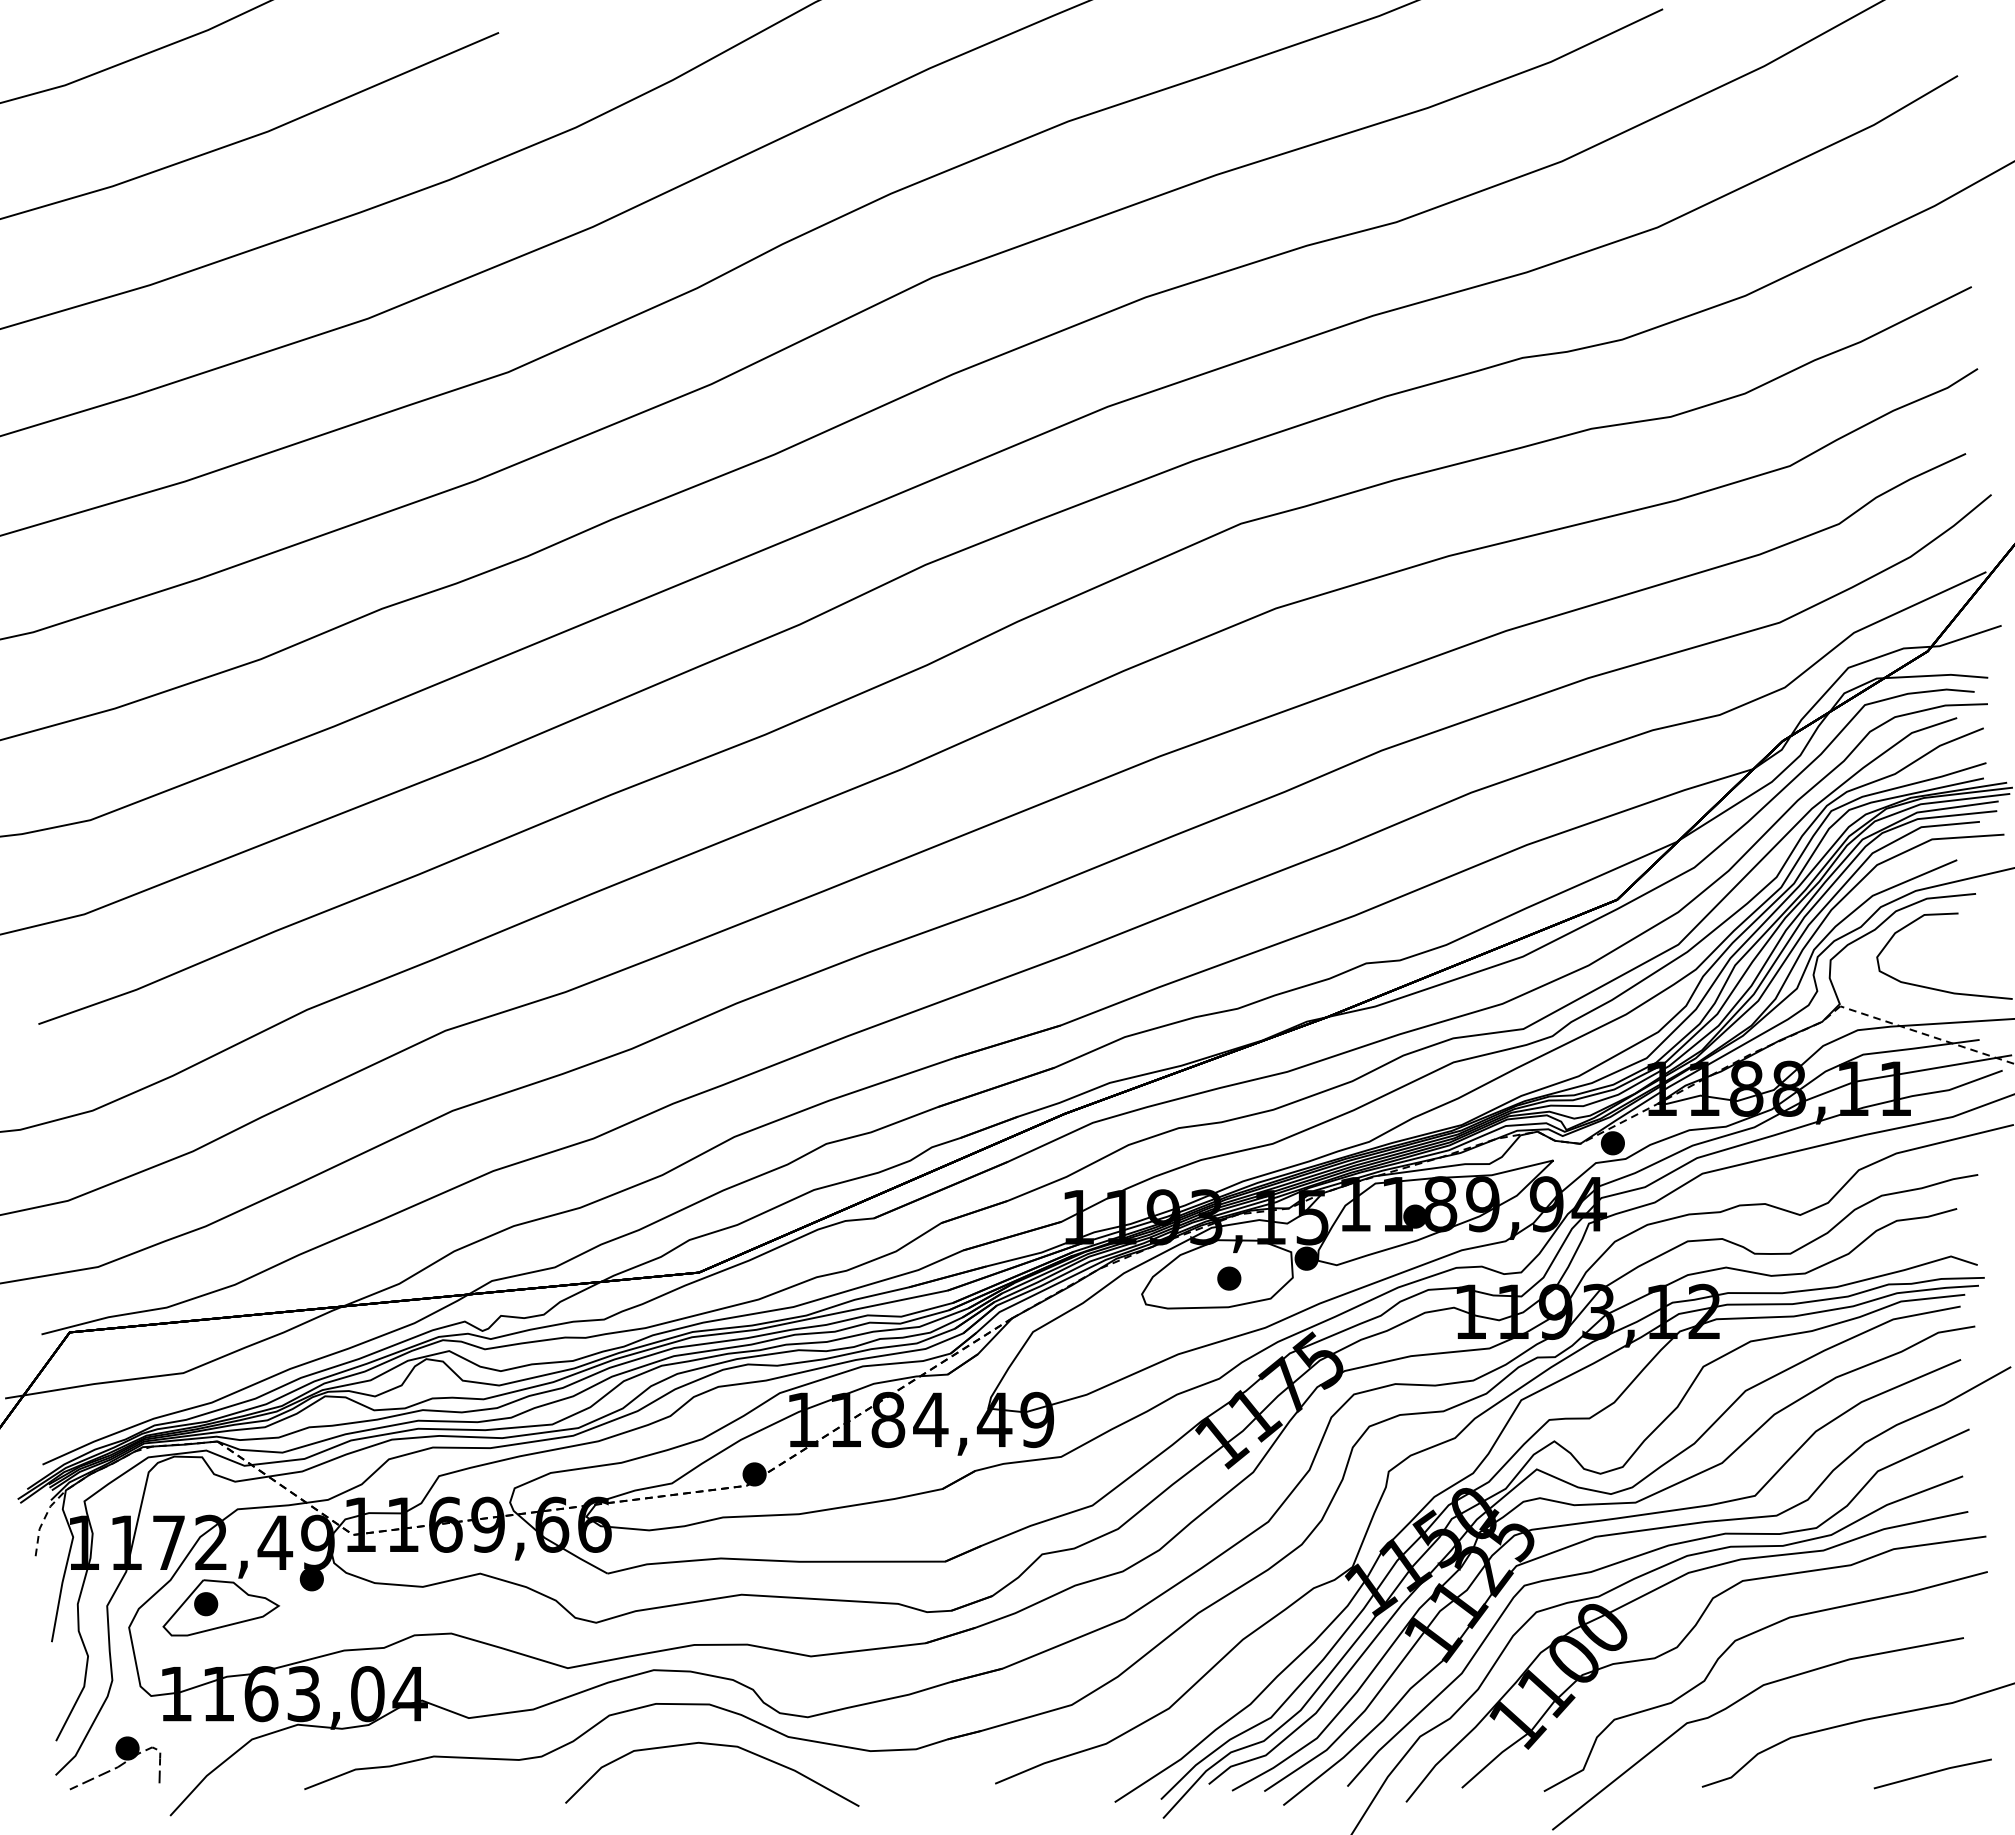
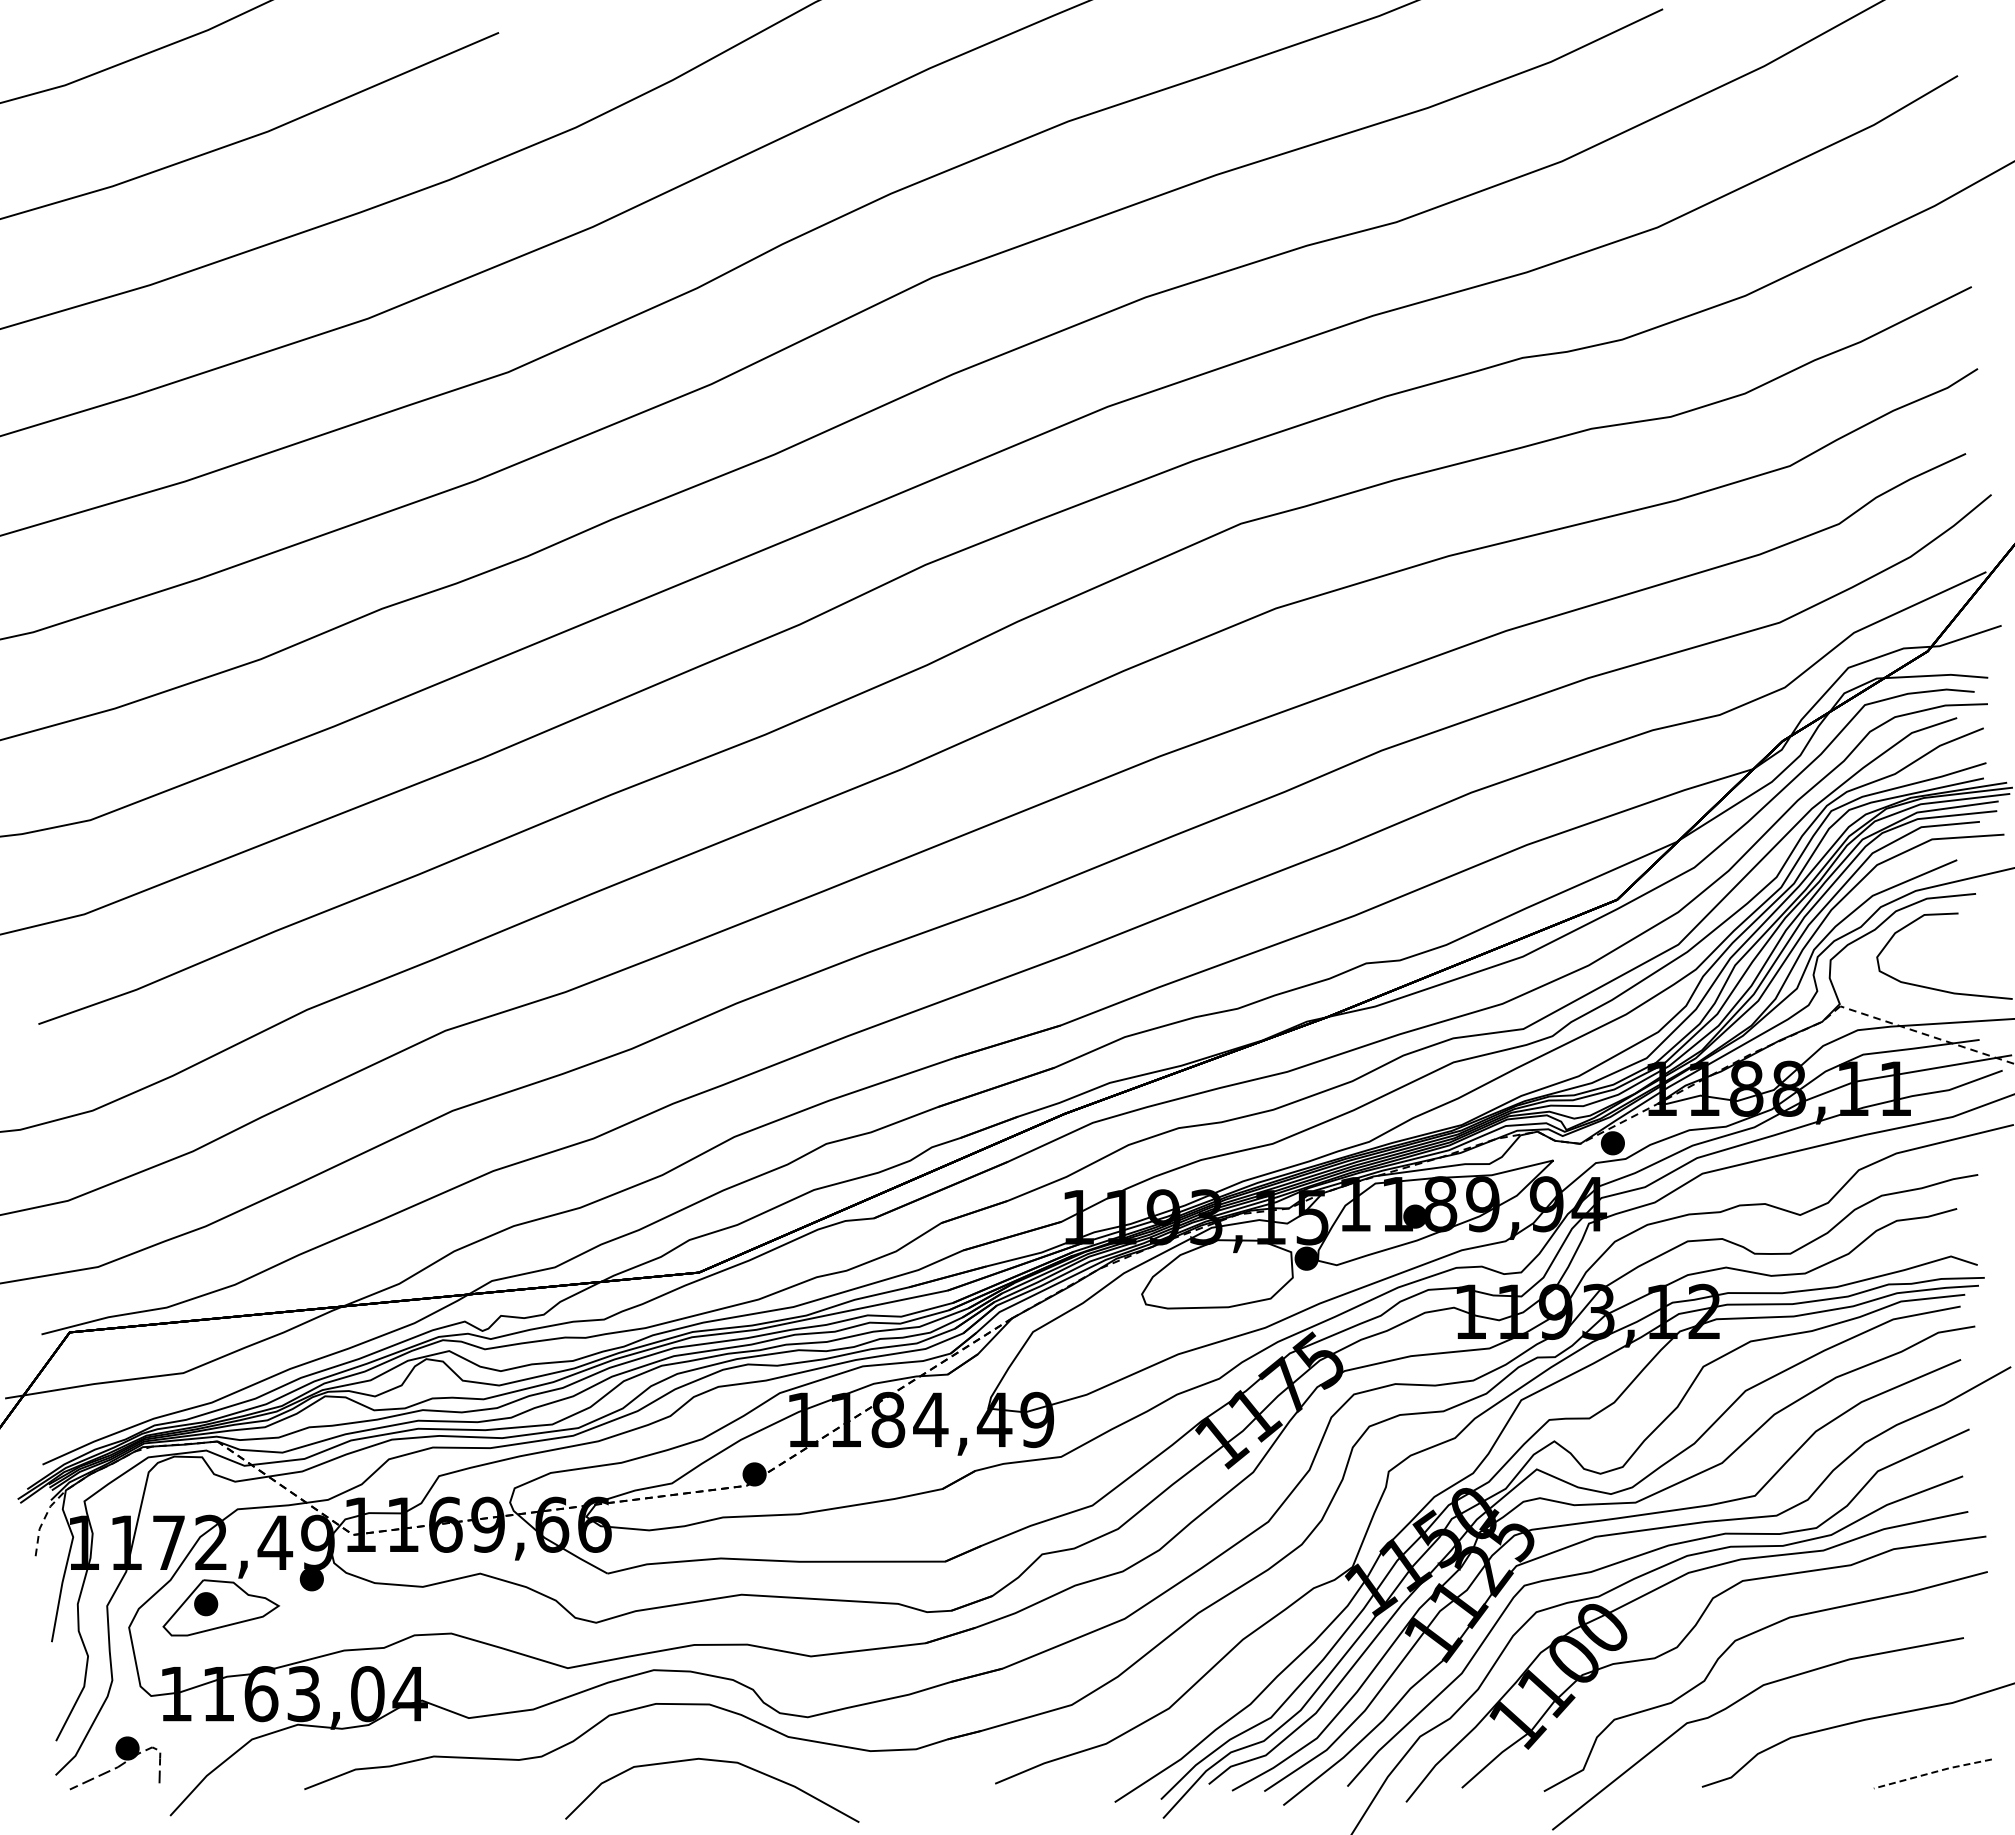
part: present -> none (1229, 1278)
curve position: (712, 1745) -> (712, 1761) (712, 1761)
line: solid -> dashed (1933, 1772)
